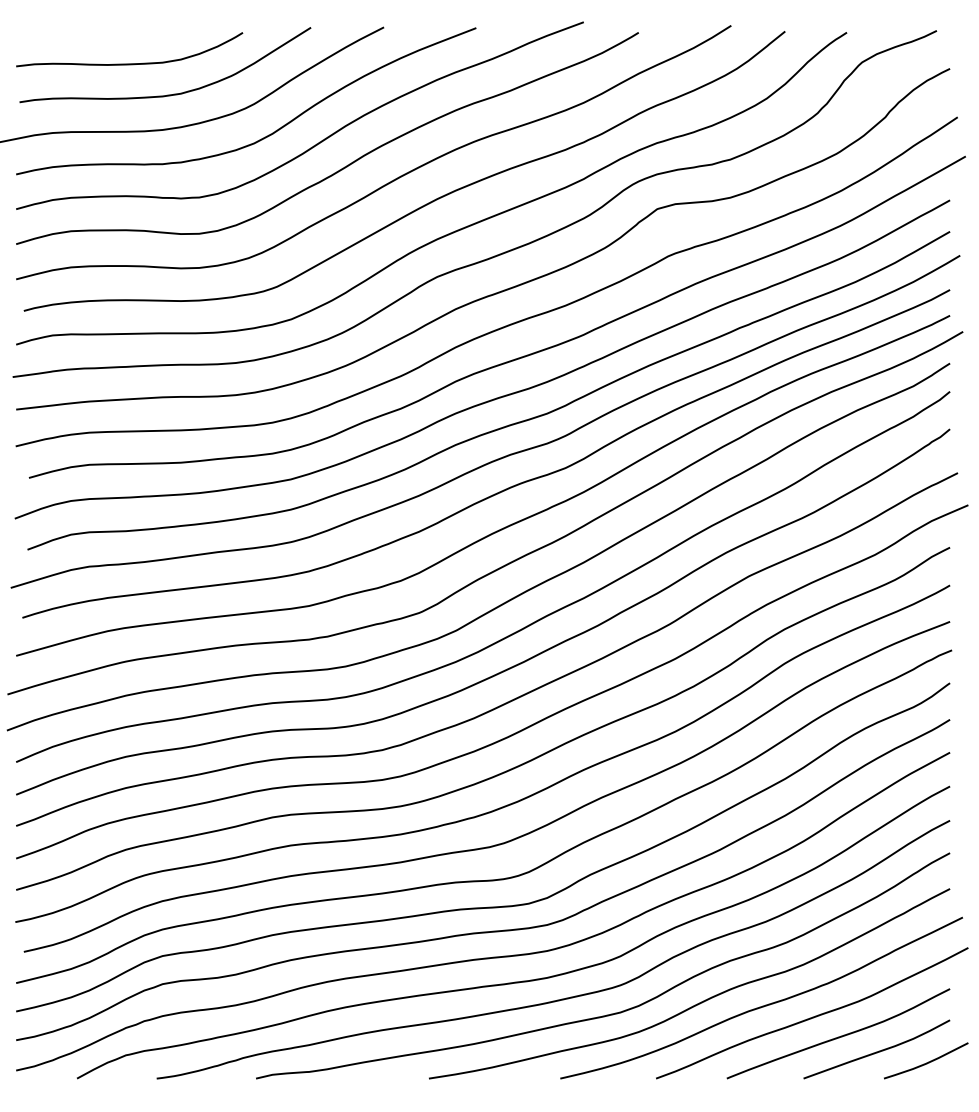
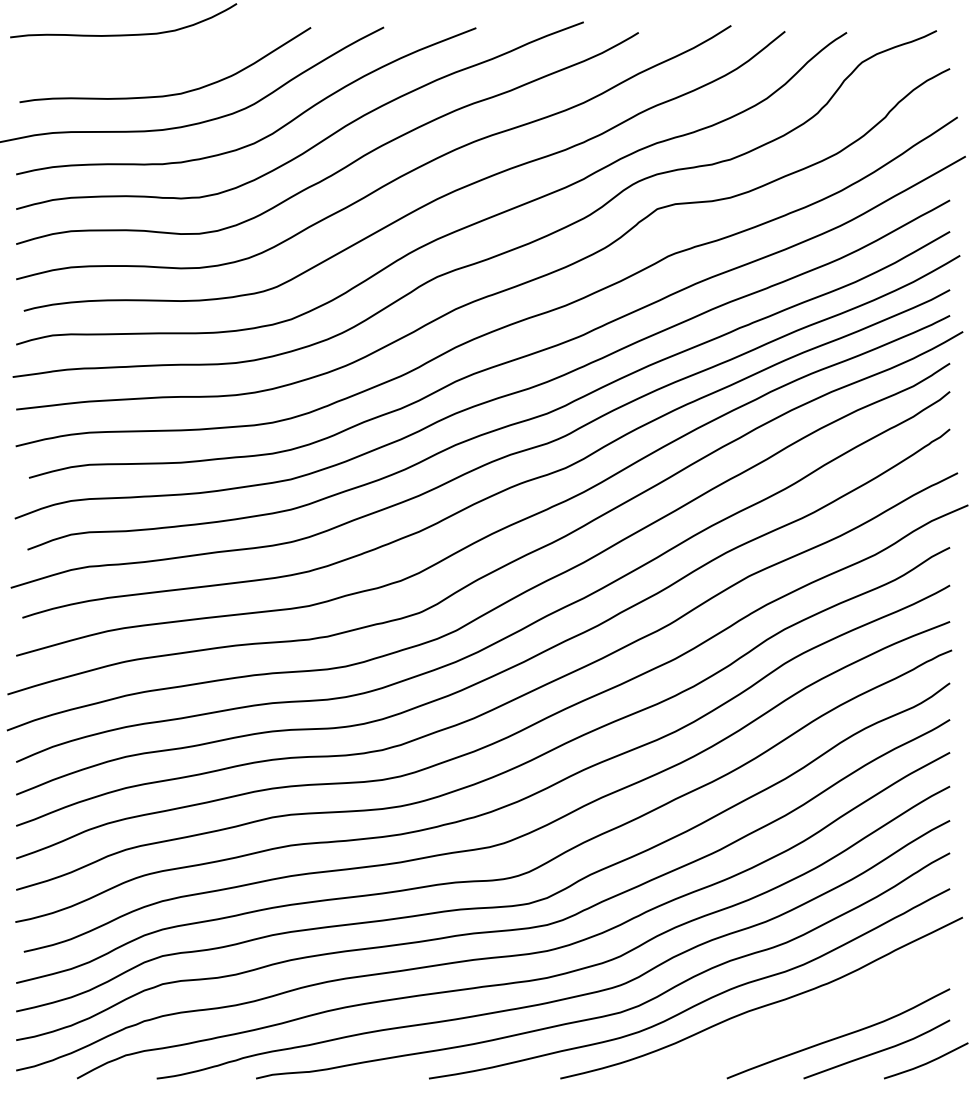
curve position: (129, 63) -> (123, 34) (123, 34)
curve: present -> none (812, 1016)
